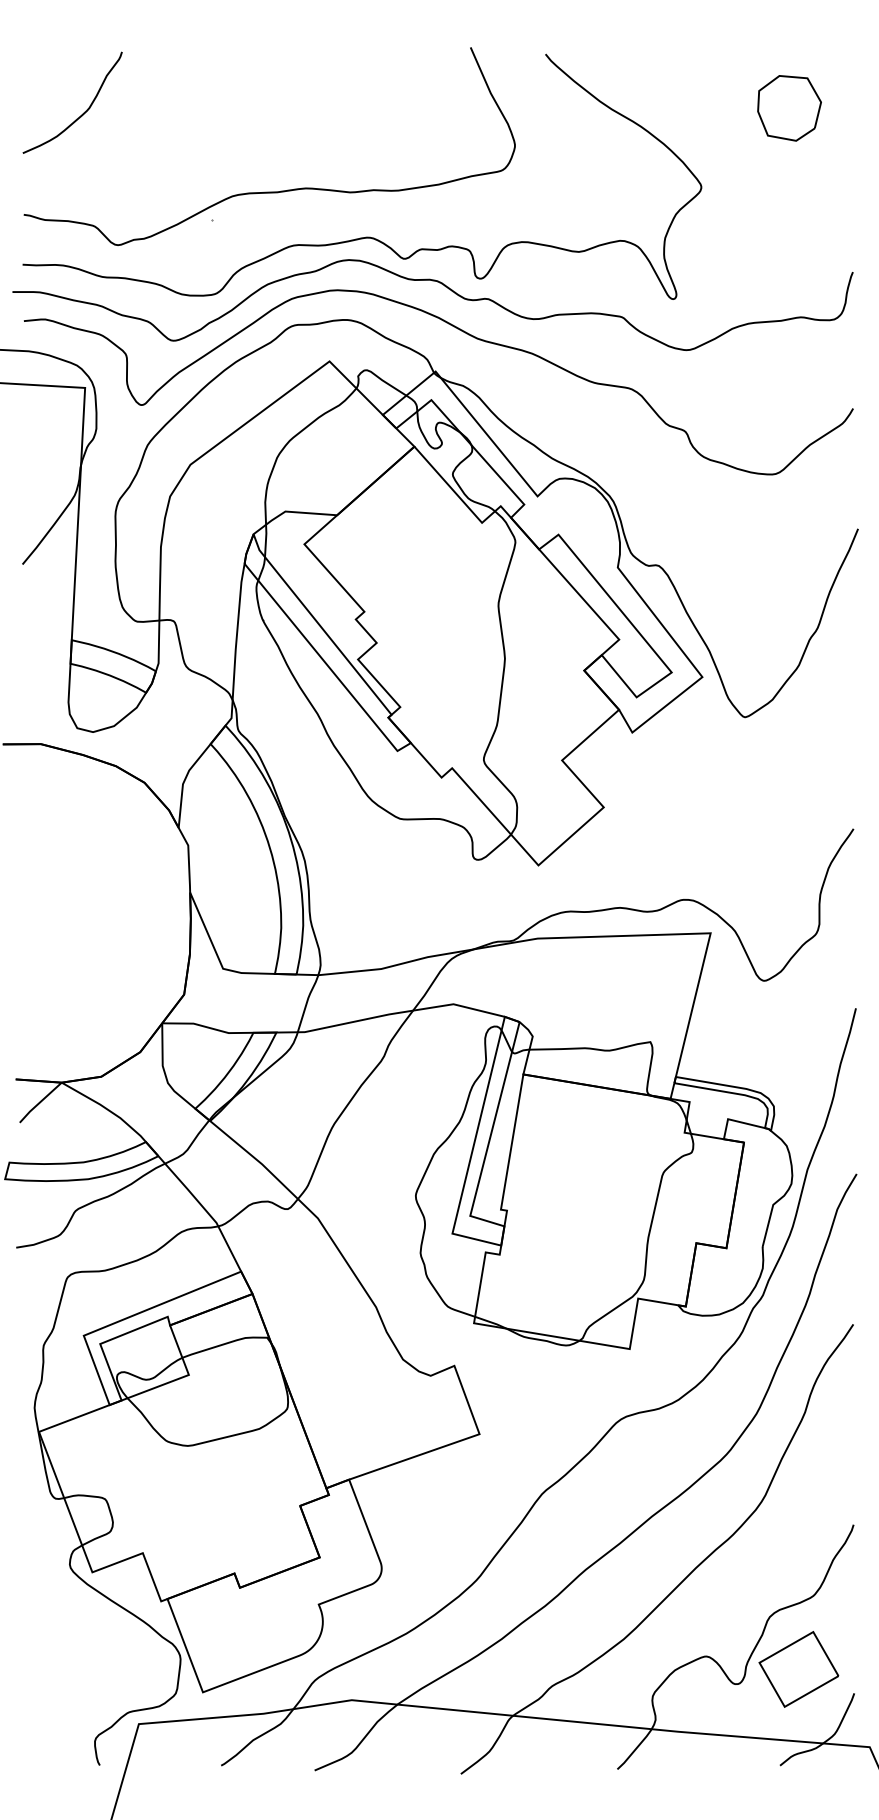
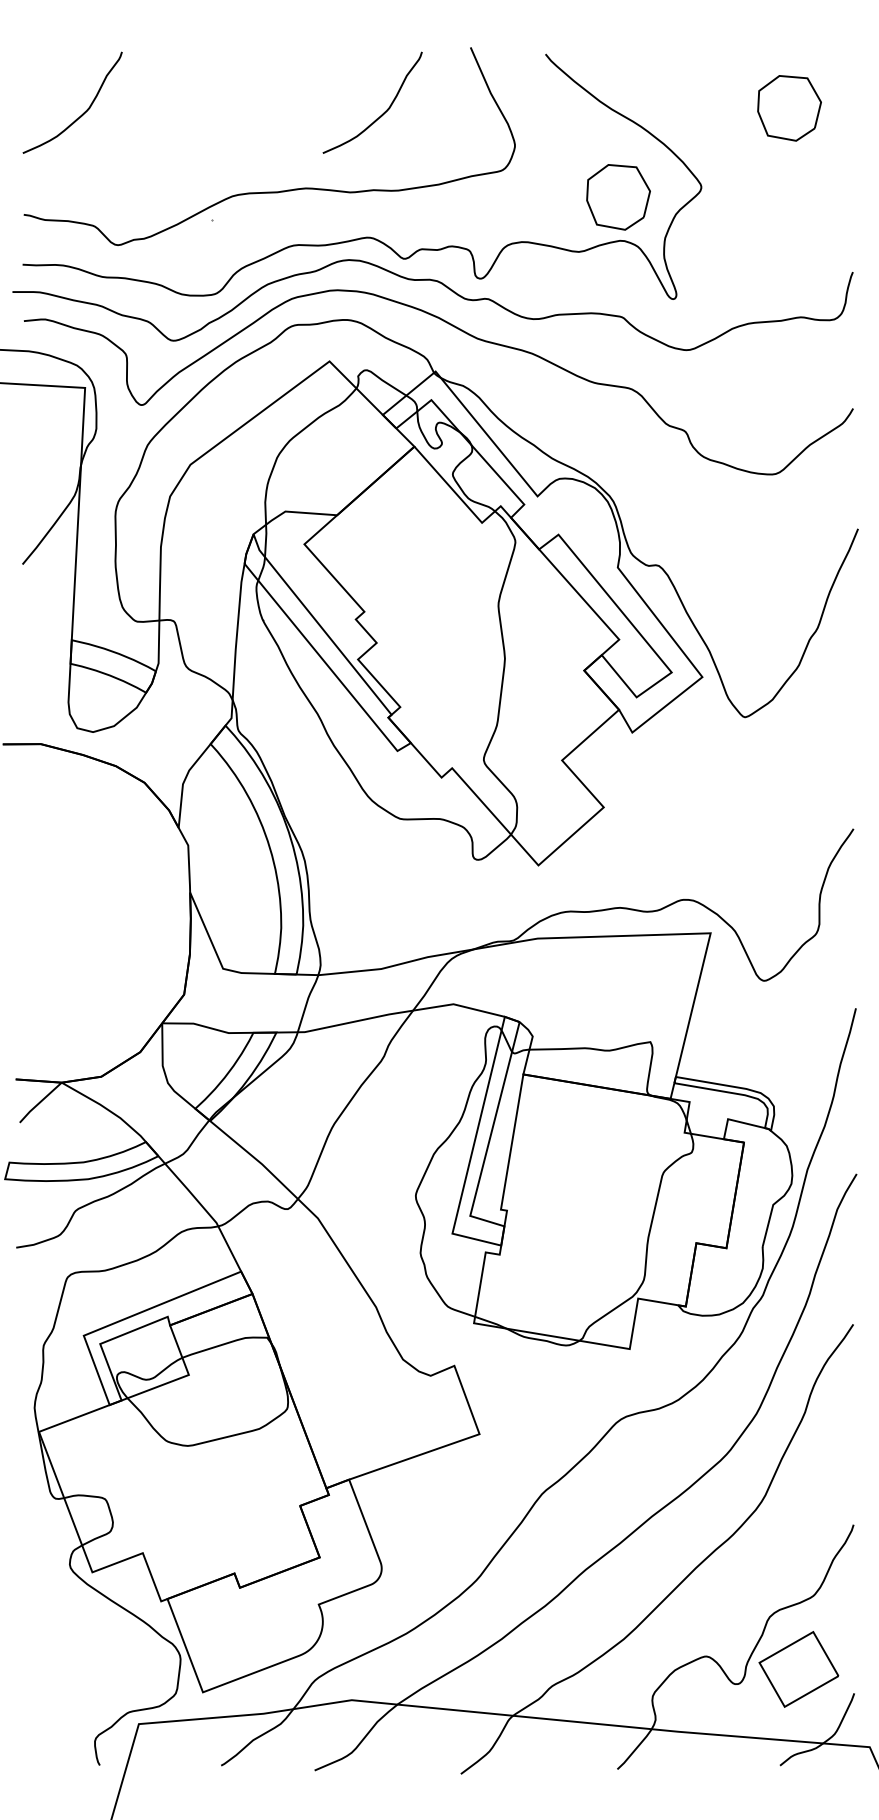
curve: none -> present (383, 112)
part: none -> present (618, 197)
